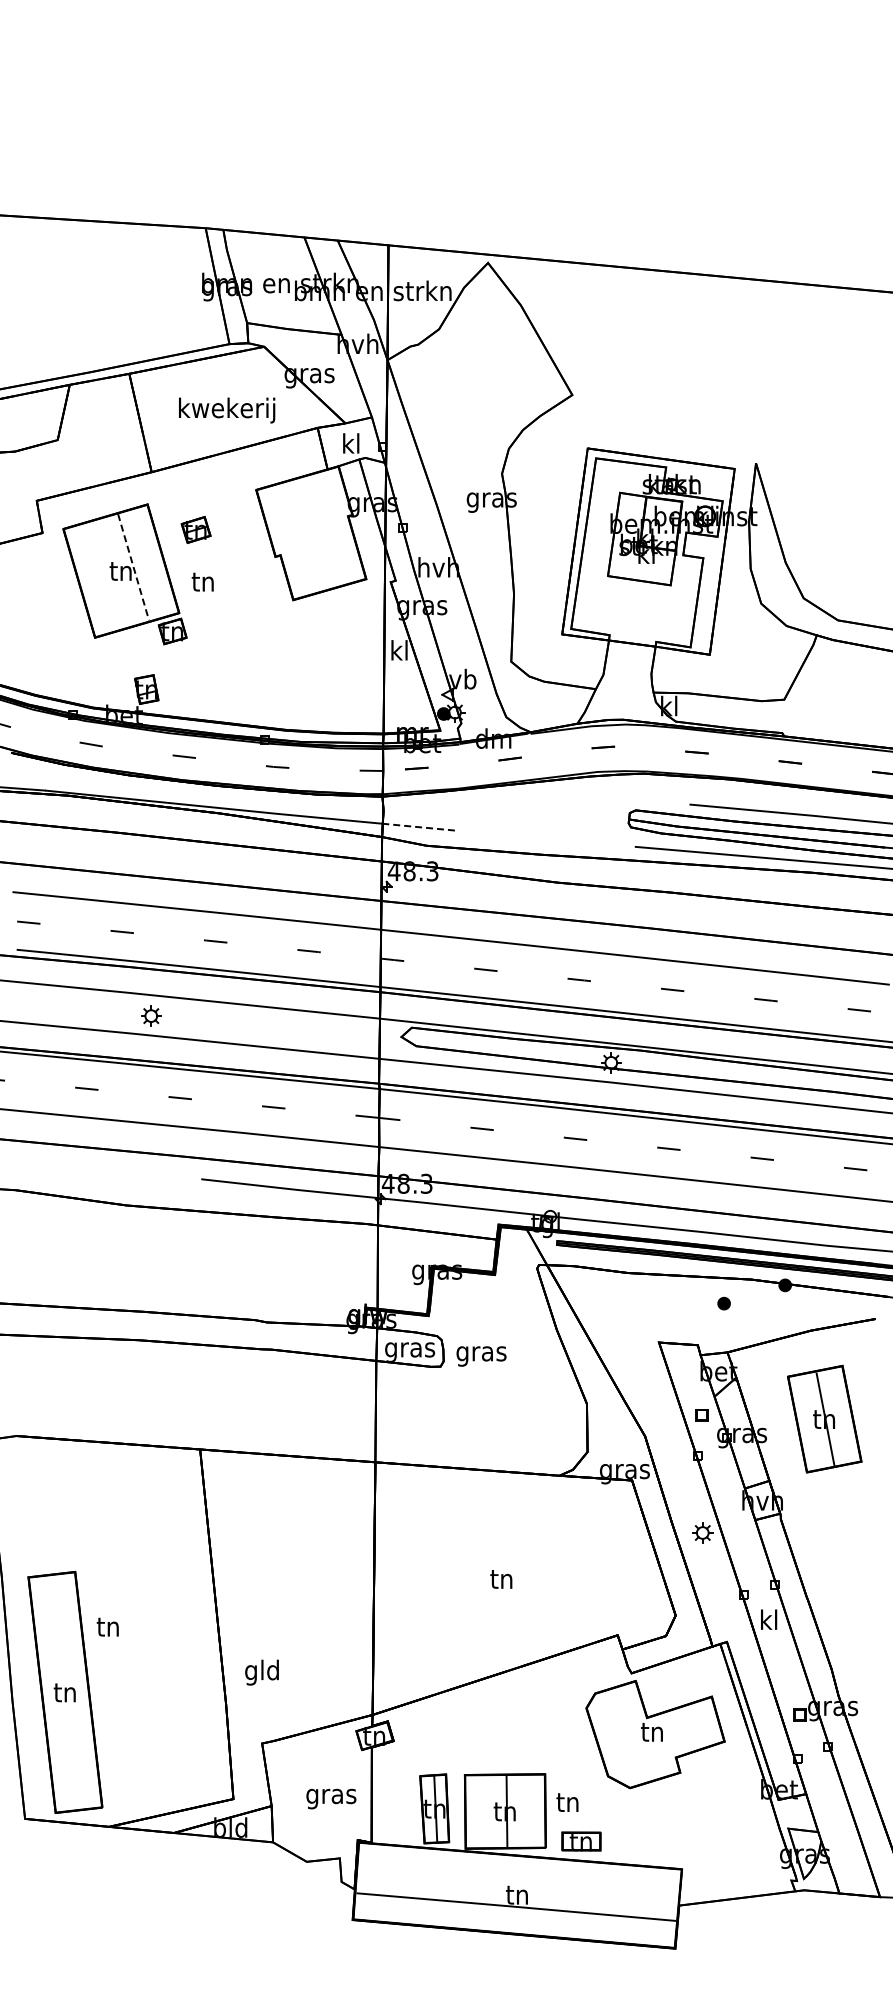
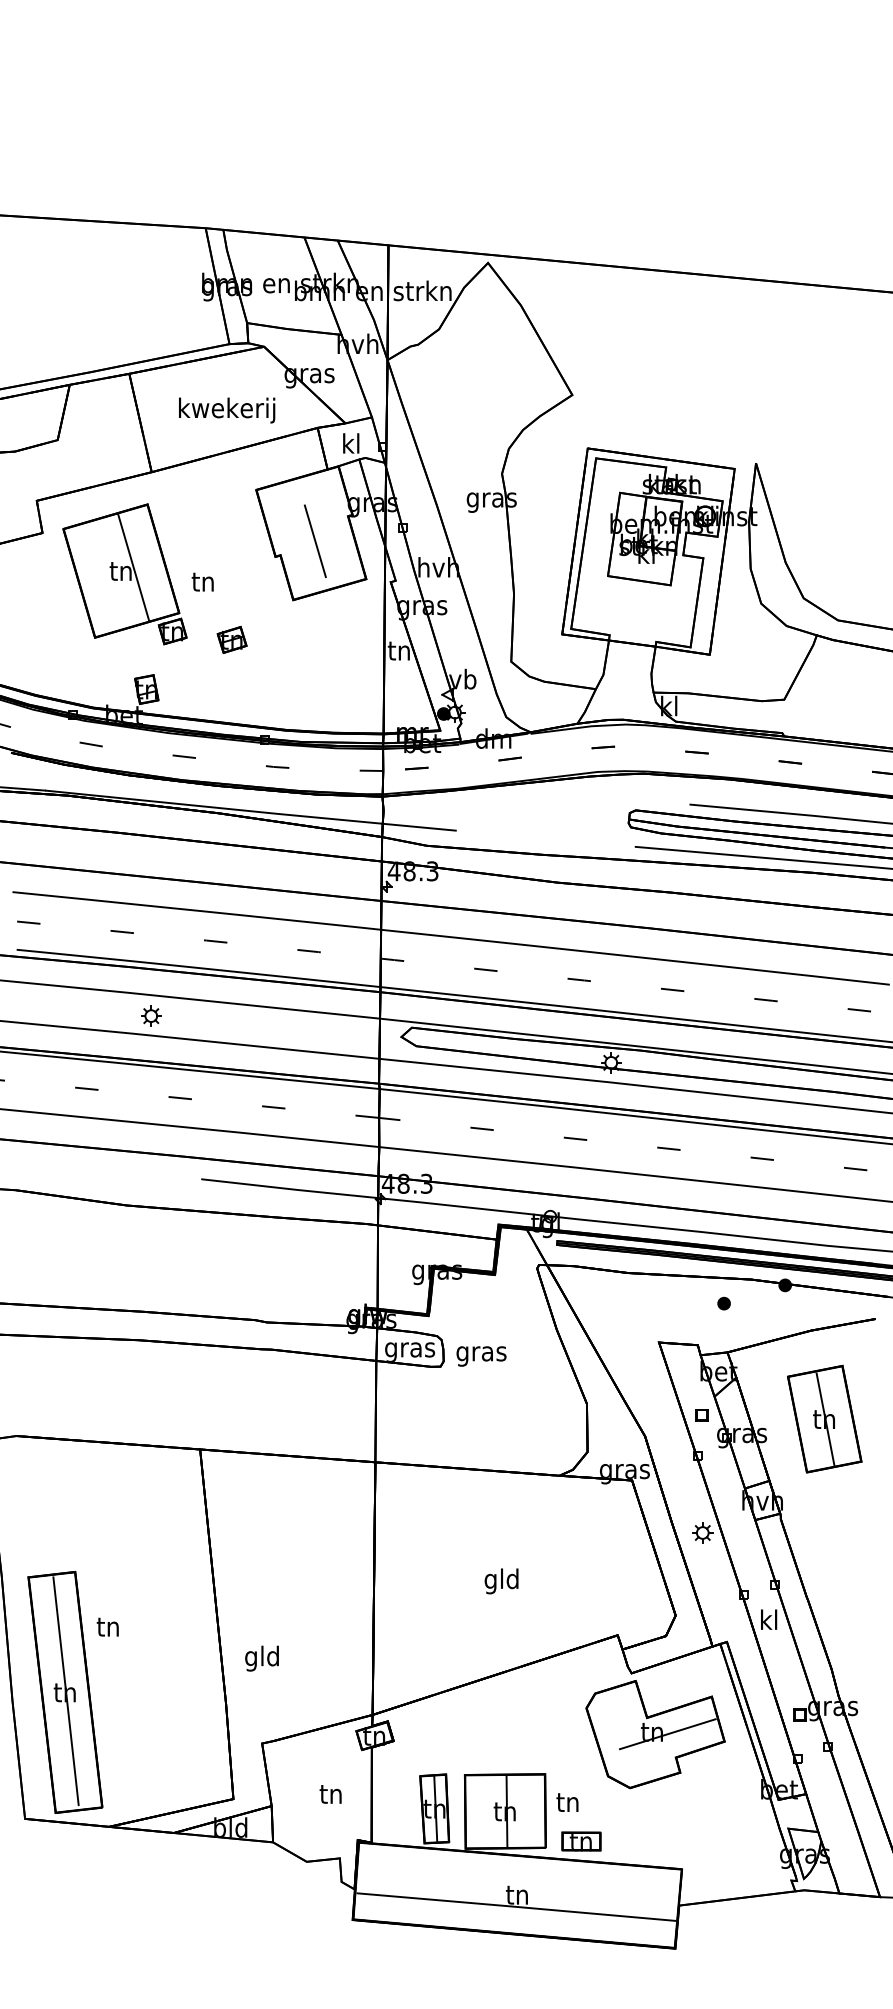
part position: (195, 529) -> (231, 639) (231, 639)
line: none -> present (314, 541)
line: dashed -> solid (133, 567)
text: kl -> tn (398, 650)
line: dashed -> solid (419, 827)
text: tn -> gld (501, 1581)
text position: (261, 1672) -> (261, 1658) (261, 1658)
line: none -> present (65, 1691)
line: none -> present (667, 1734)
text: gras -> tn (331, 1797)
